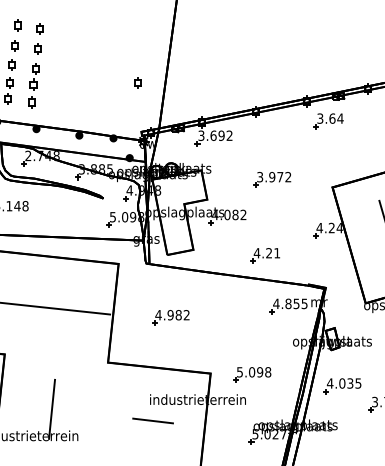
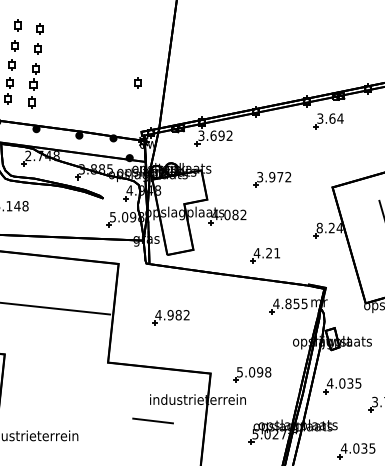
text: 4.24 -> 8.24 (319, 227)
line: present -> none (52, 408)
part: none -> present (356, 451)
